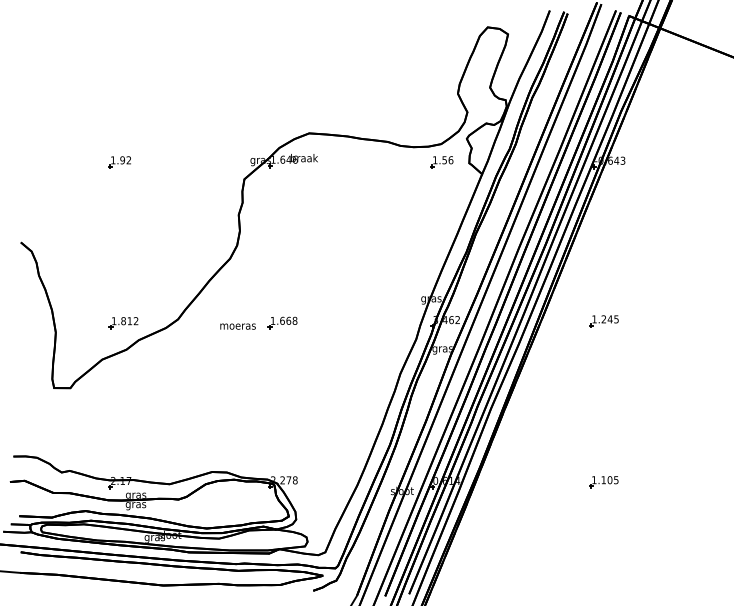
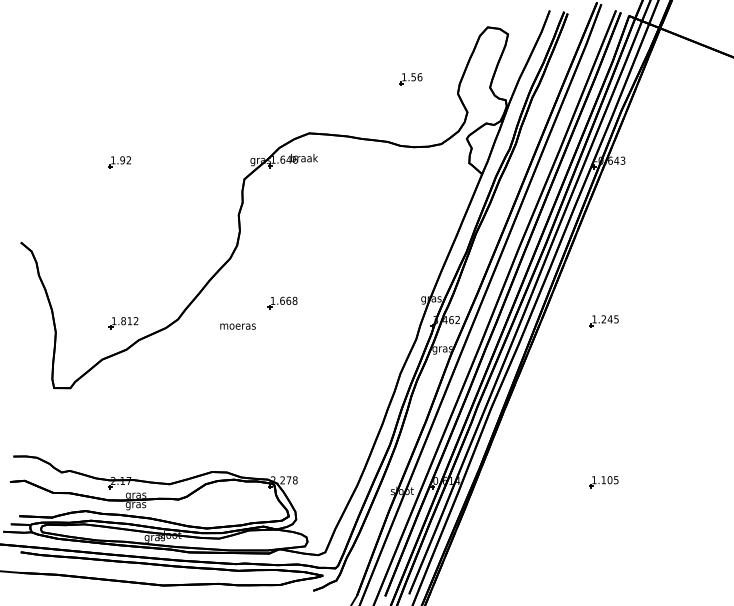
part position: (441, 162) -> (410, 79) (410, 79)
part position: (282, 322) -> (282, 302) (282, 302)
